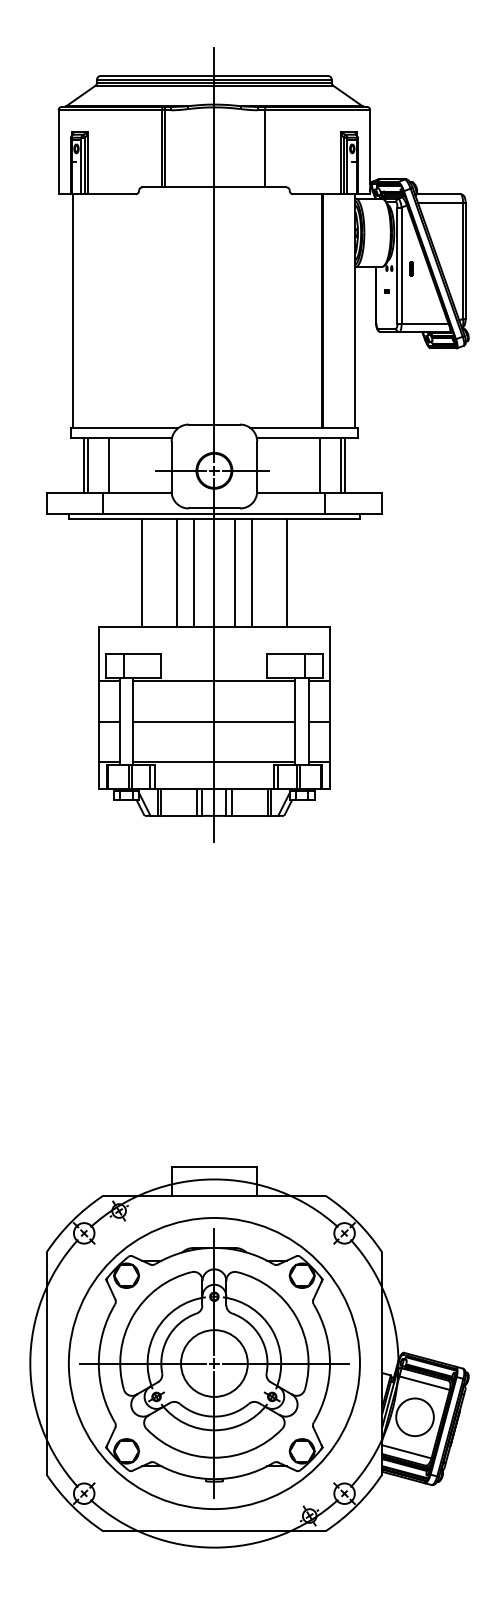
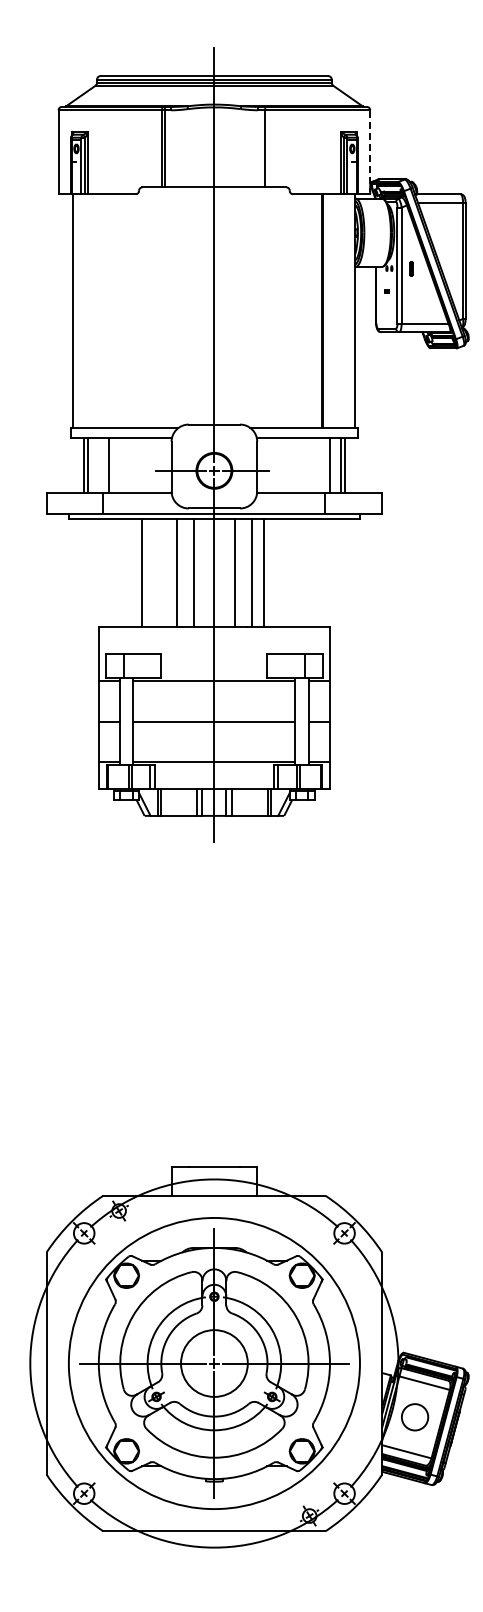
line: solid -> dashed (370, 147)
line position: (319, 465) -> (329, 465) (329, 465)
line position: (287, 572) -> (264, 572) (264, 572)
circle diameter: 38 px -> 26 px (414, 1417)
